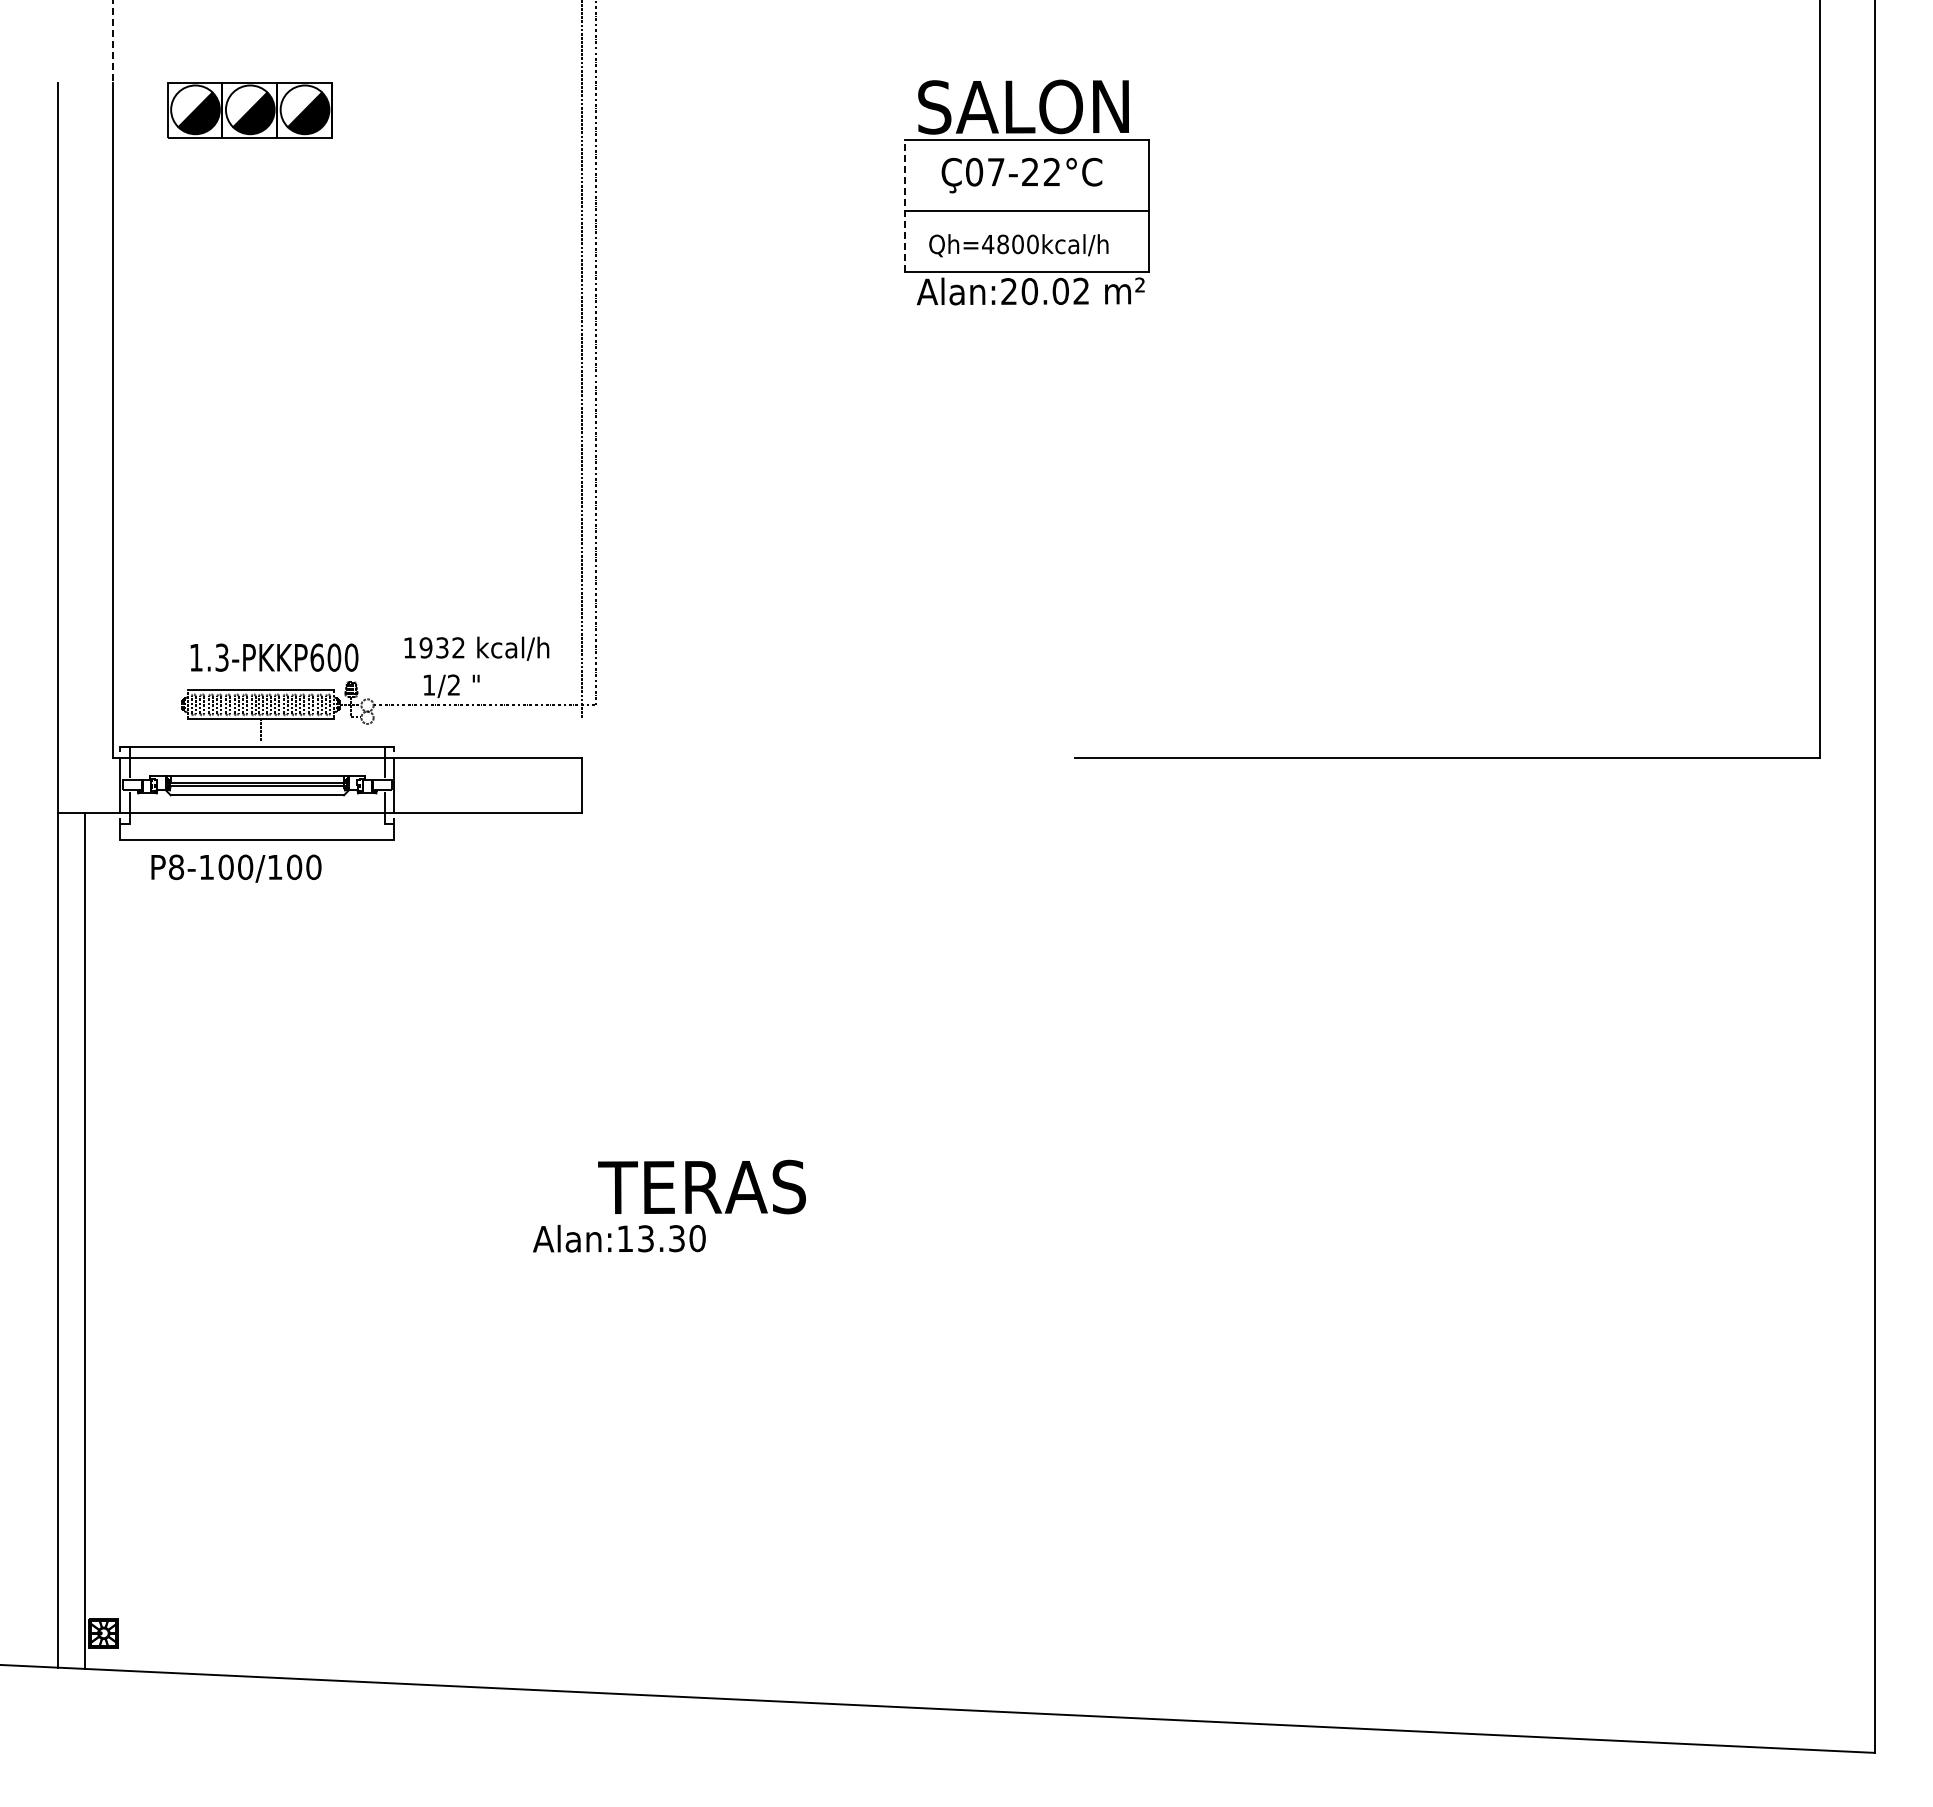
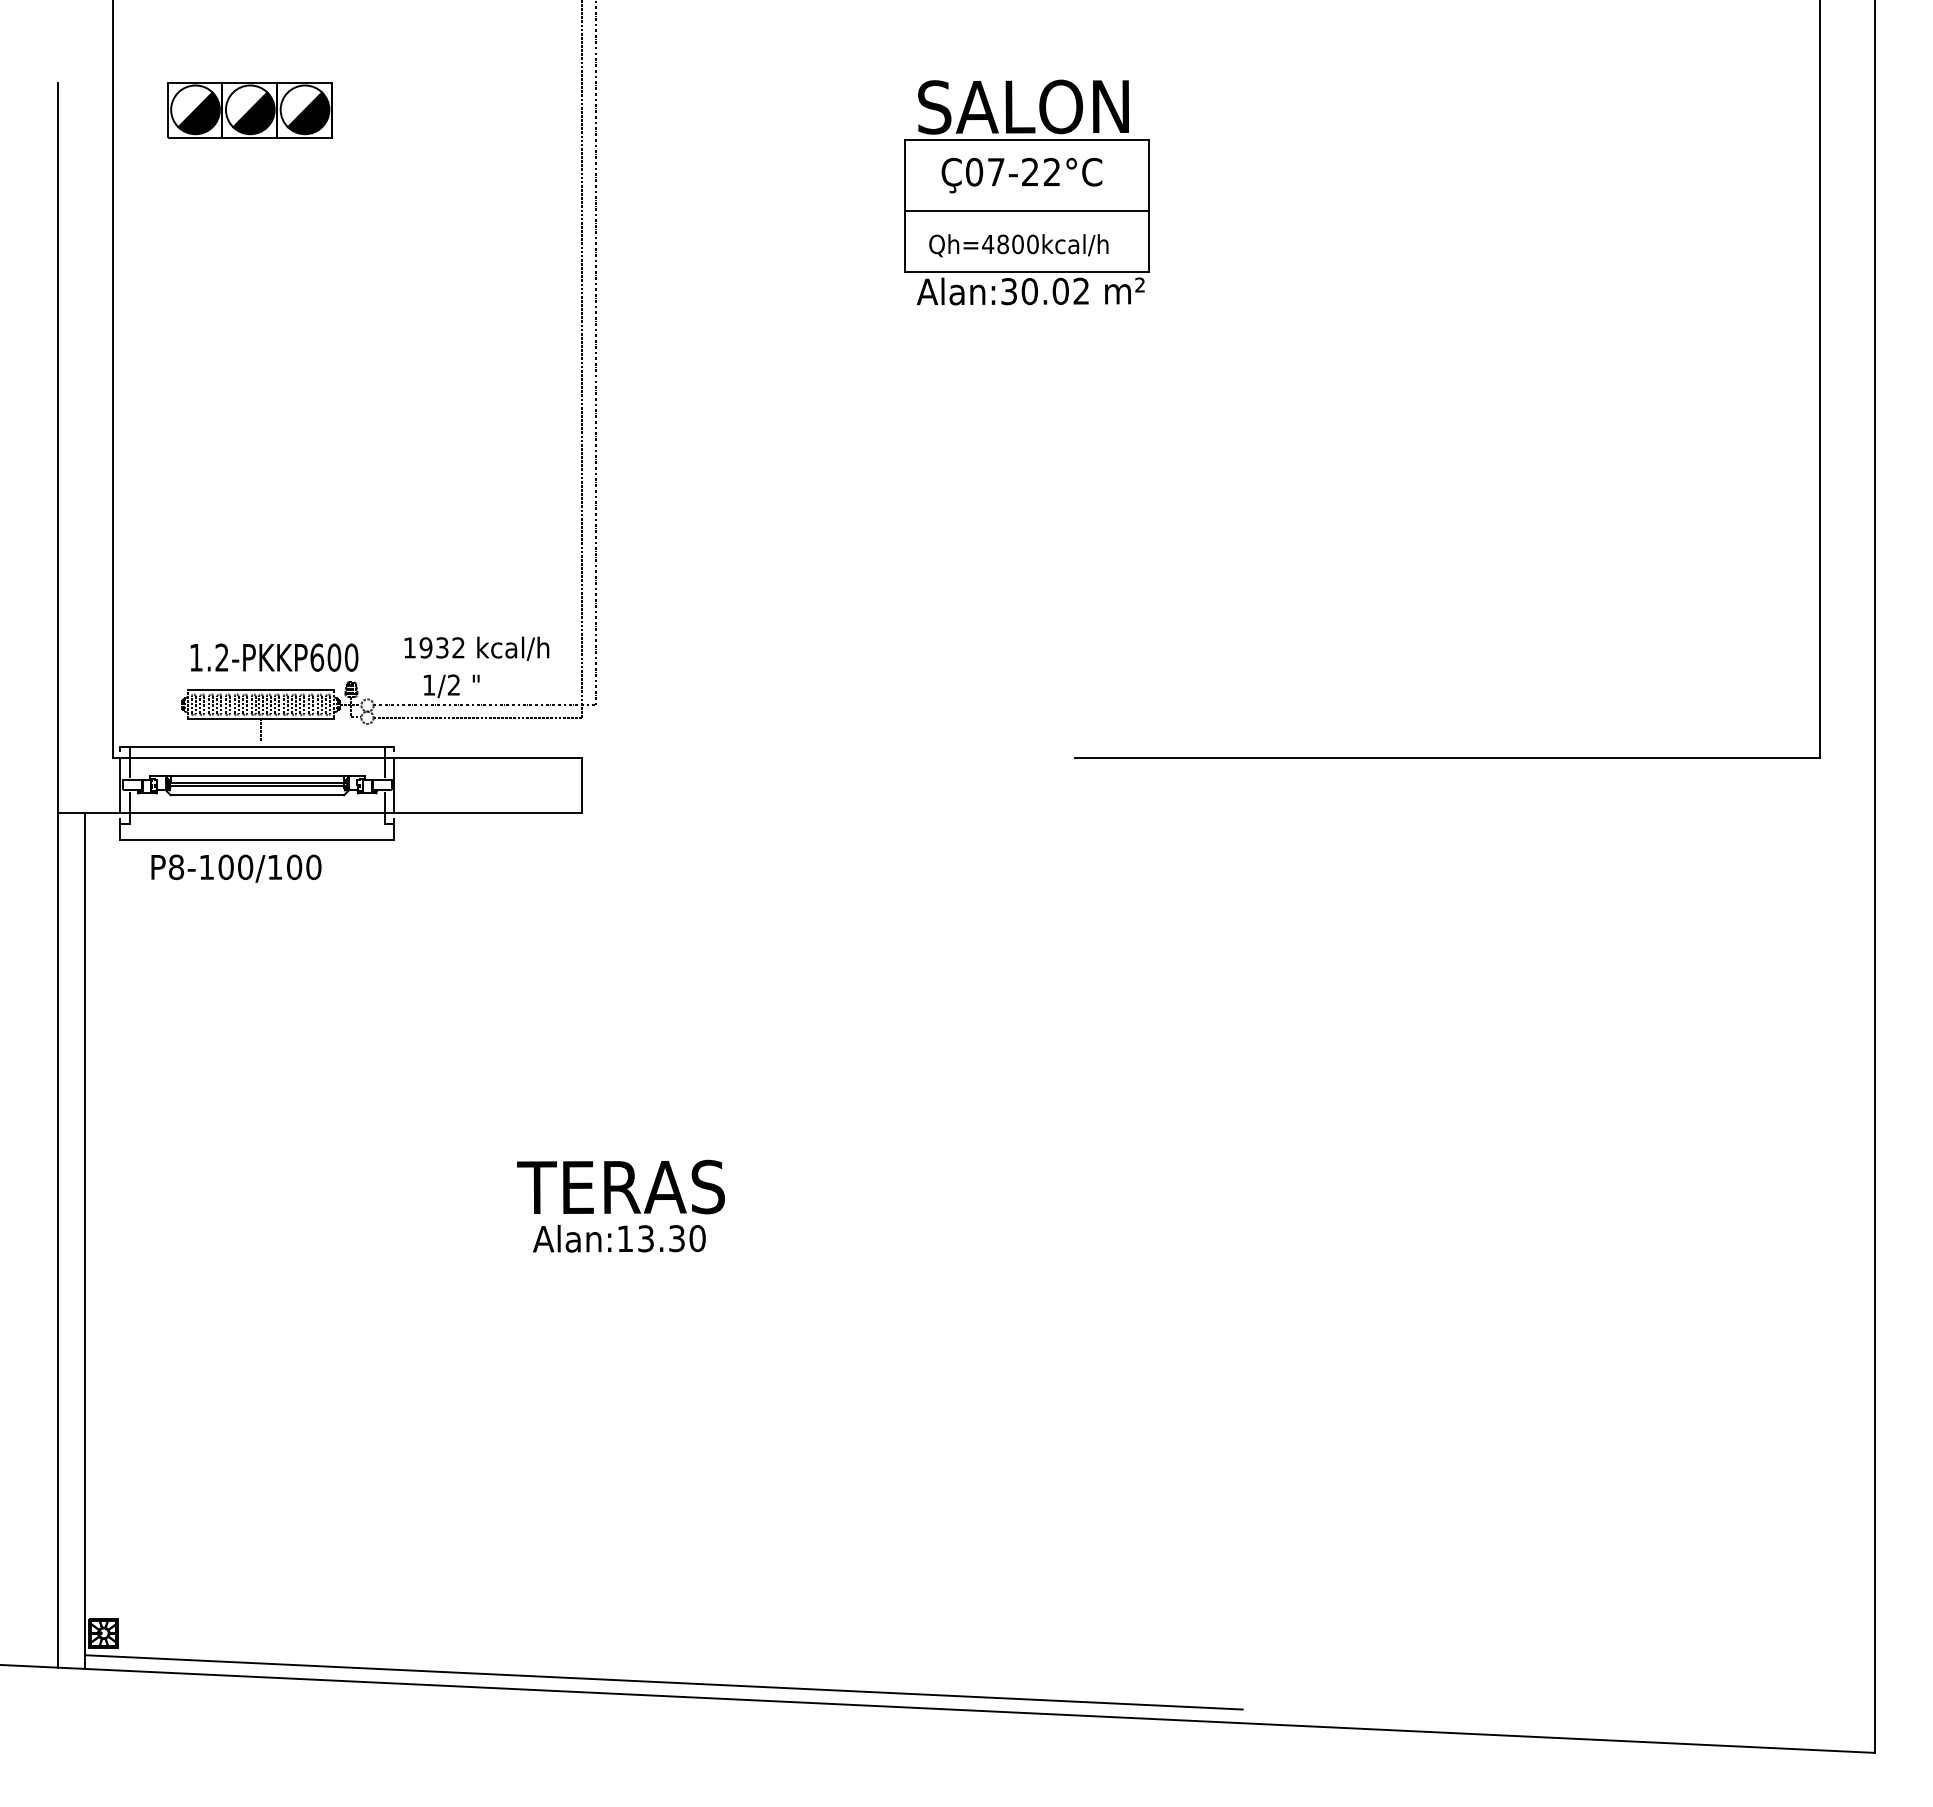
line: dashed -> solid (112, 42)
line: dashed -> solid (905, 205)
text: Alan:20.02 -> Alan:30.02 (1008, 291)
text: 1.3-PKKP600 -> 1.2-PKKP600 (221, 657)
line: none -> present (477, 717)
text position: (701, 1186) -> (620, 1186) (620, 1186)
line: none -> present (663, 1682)
